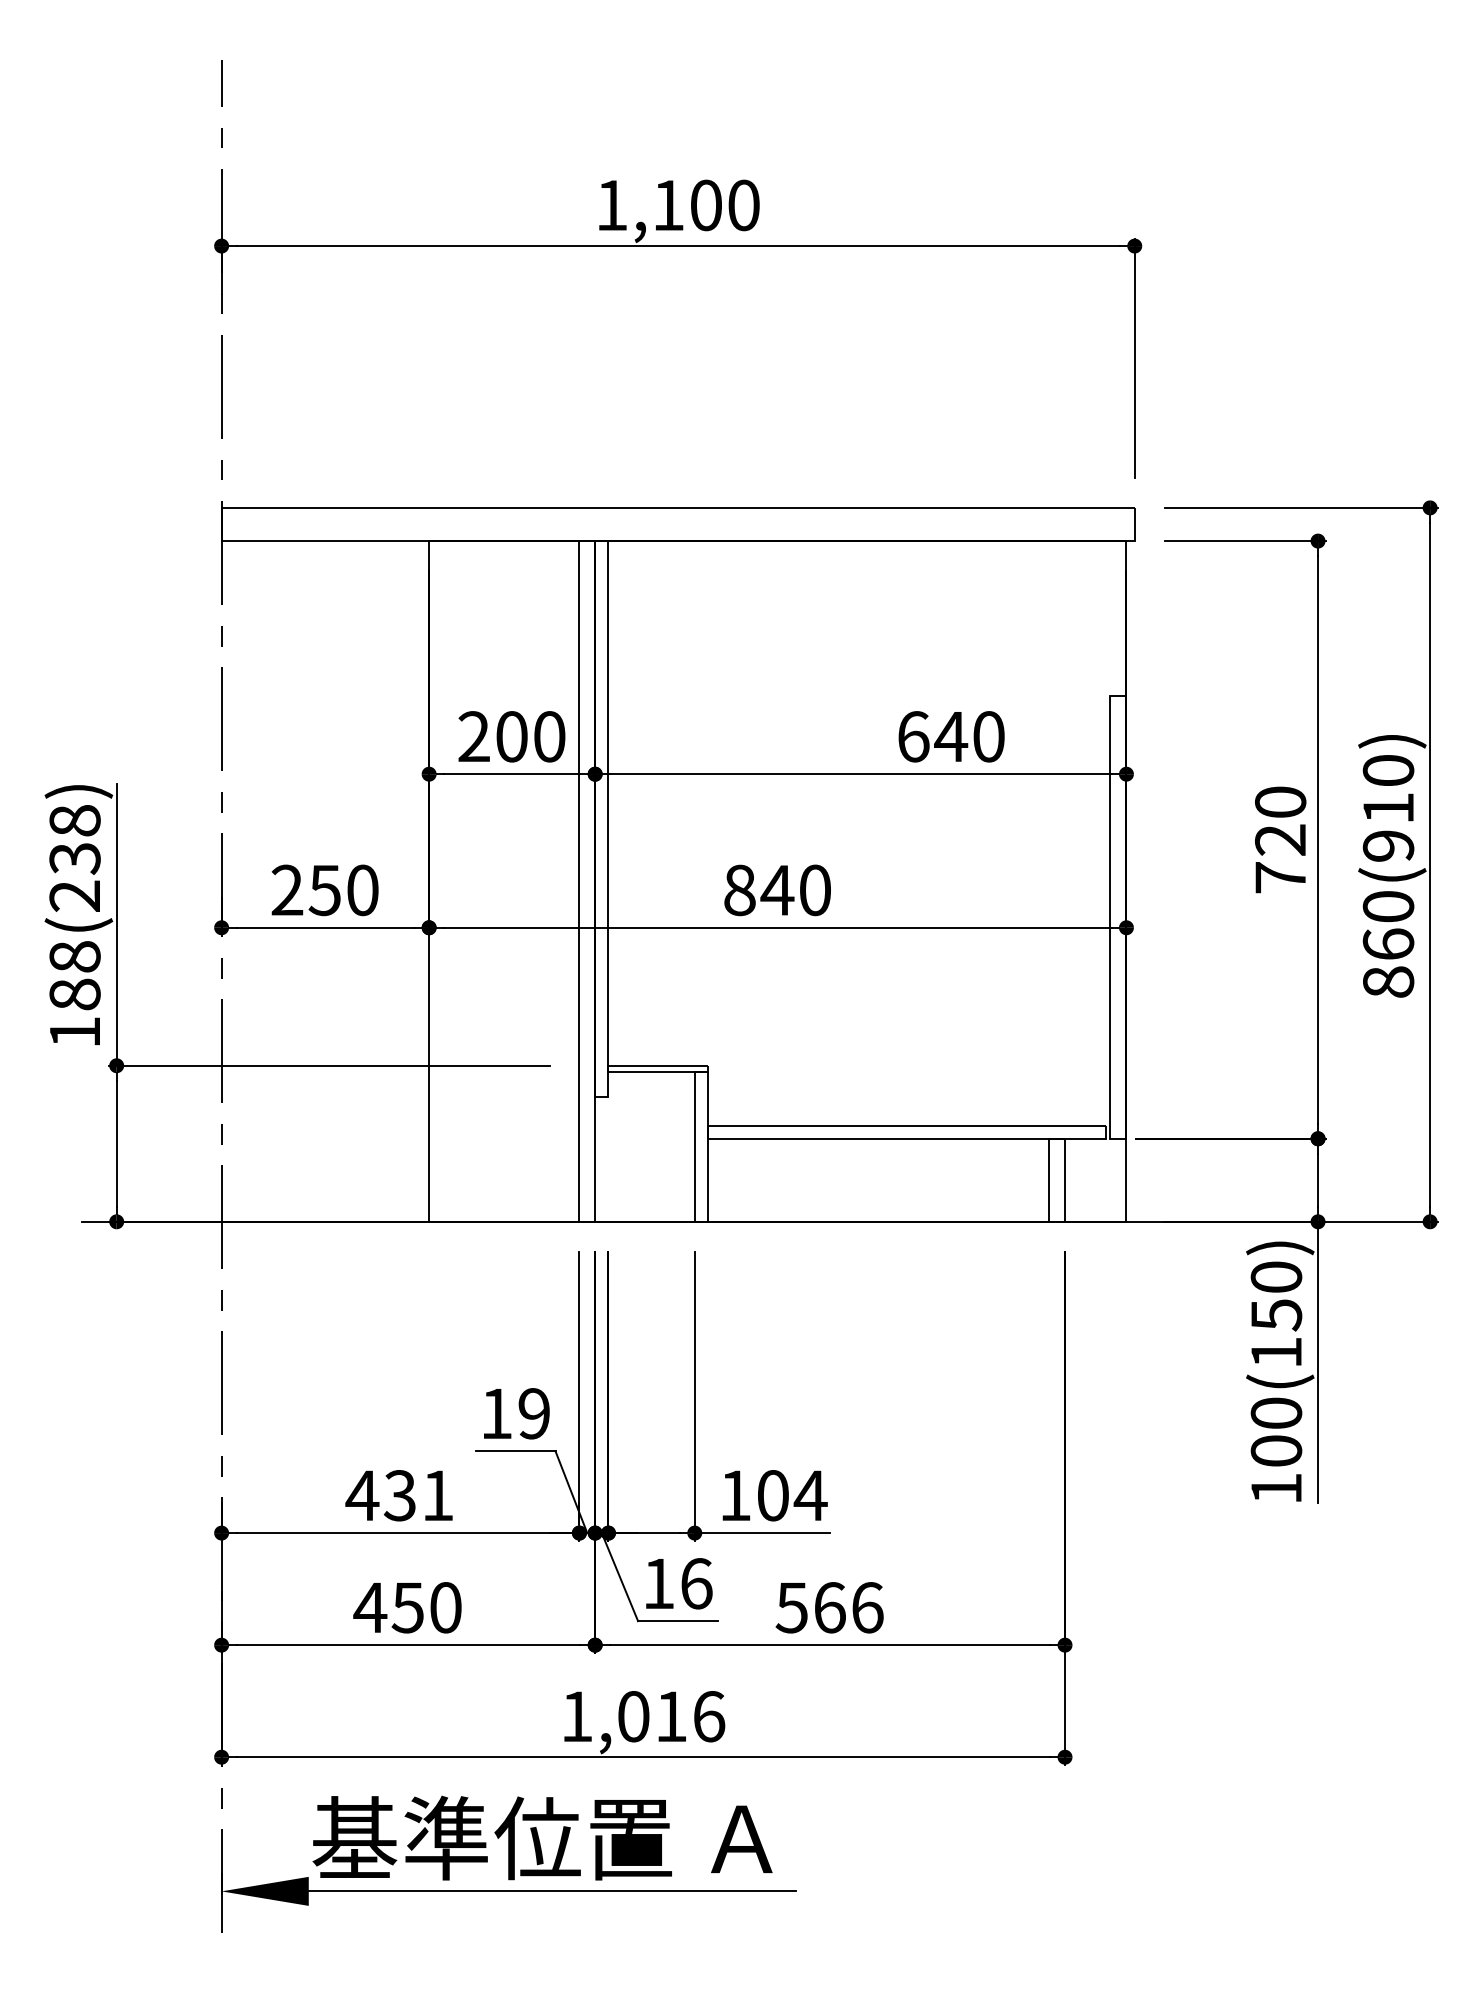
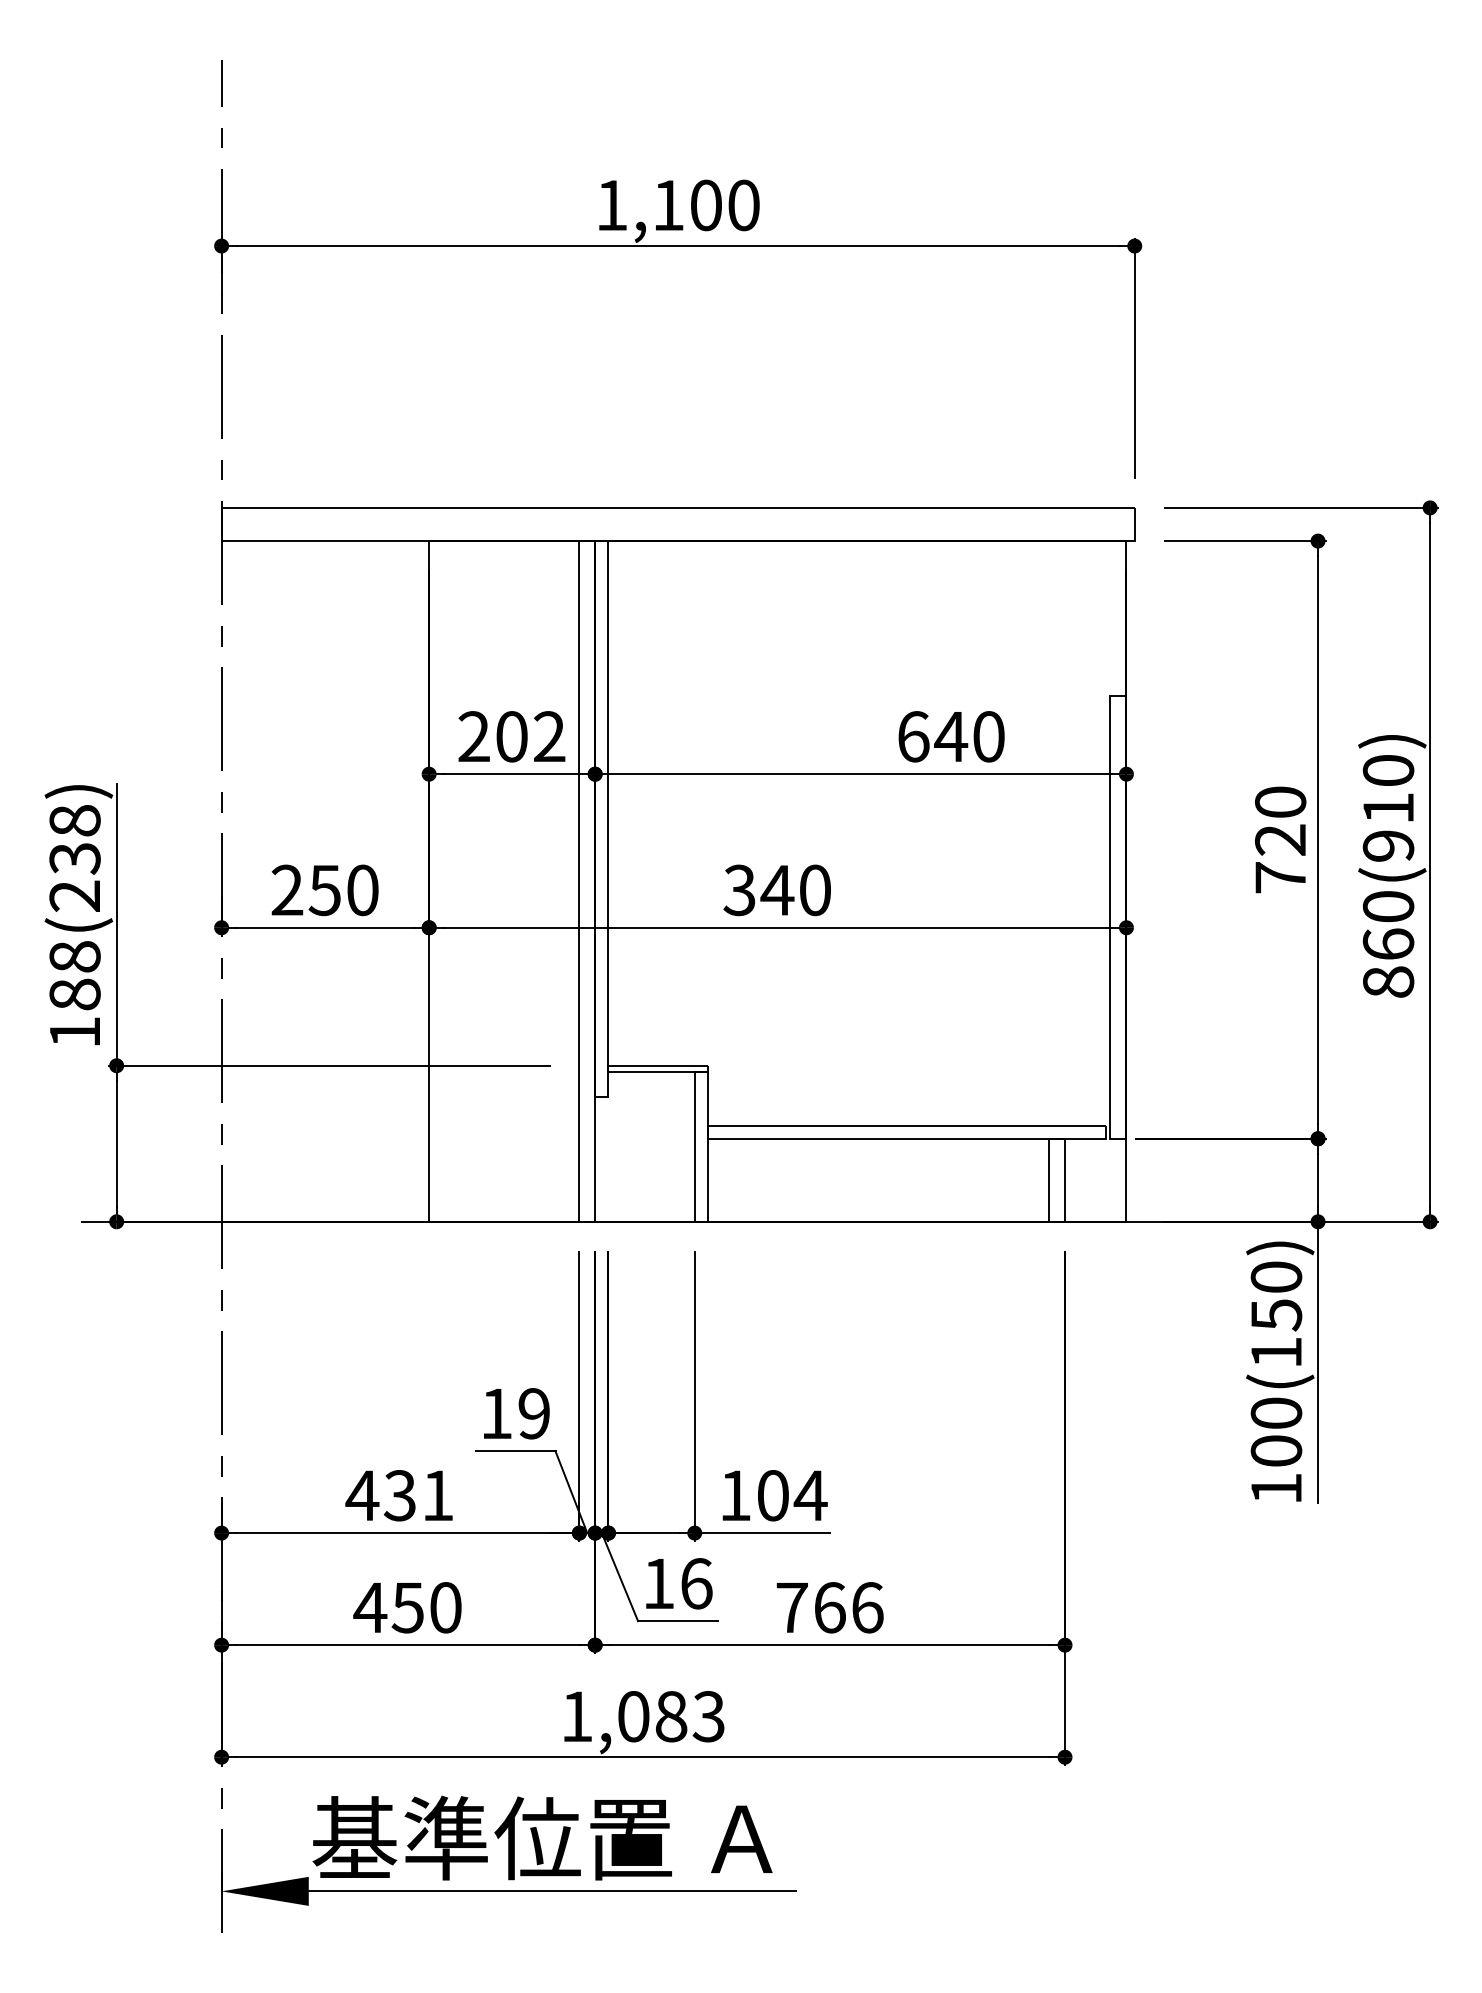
text: 200 -> 202 (549, 736)
text: 840 -> 340 (739, 890)
text: 566 -> 766 (791, 1608)
text: 1,016 -> 1,083 (690, 1716)
